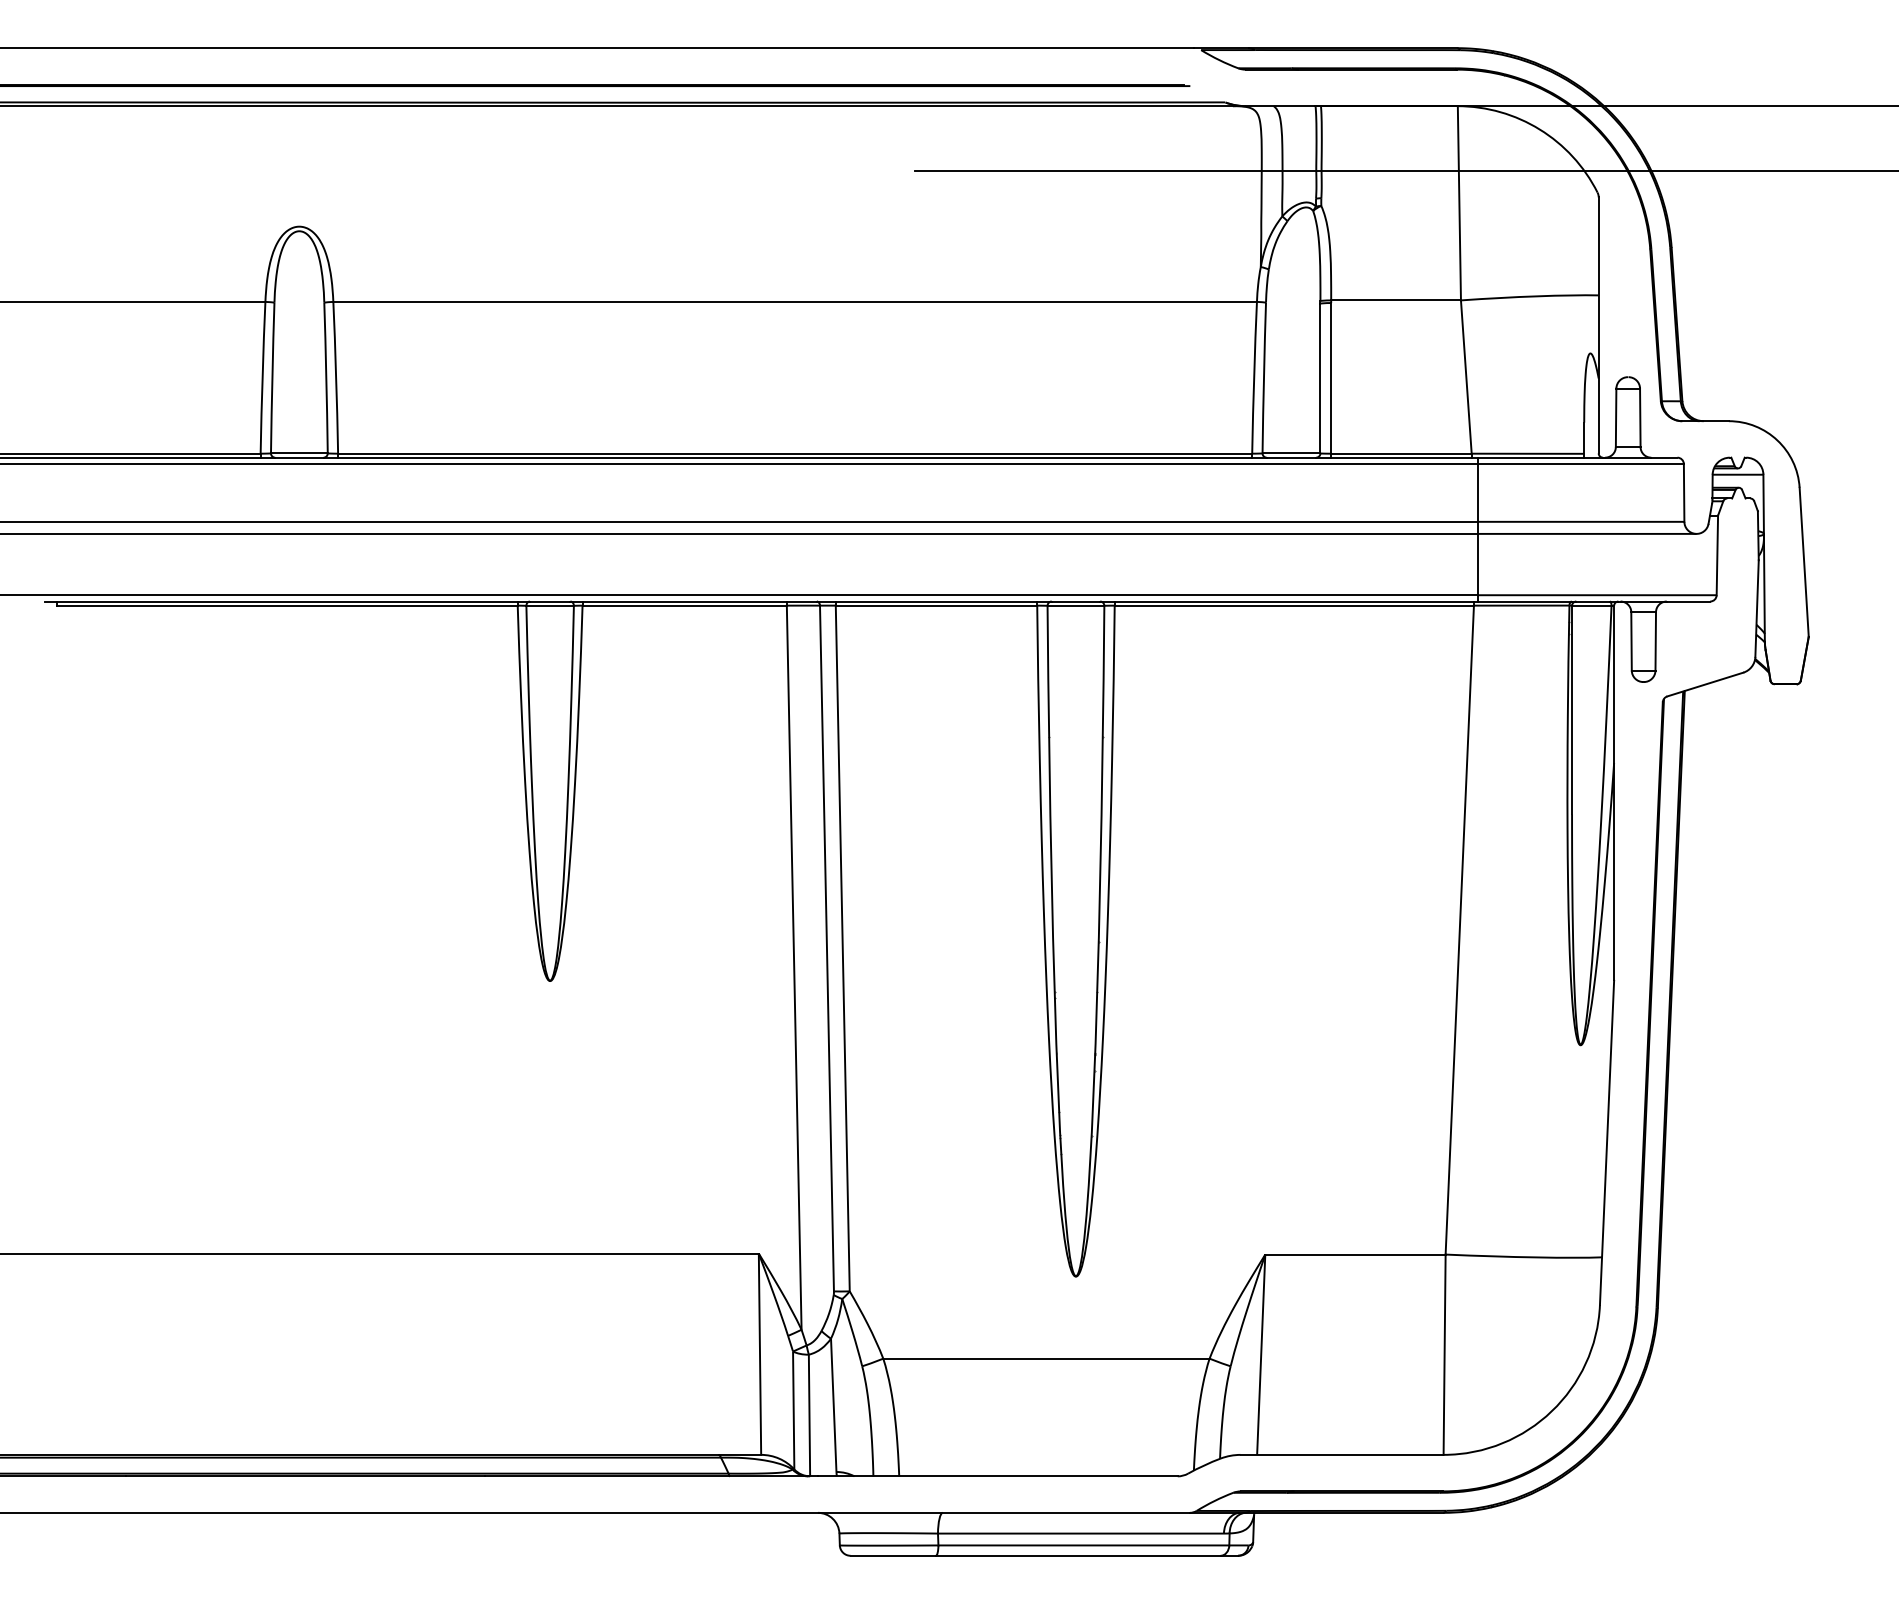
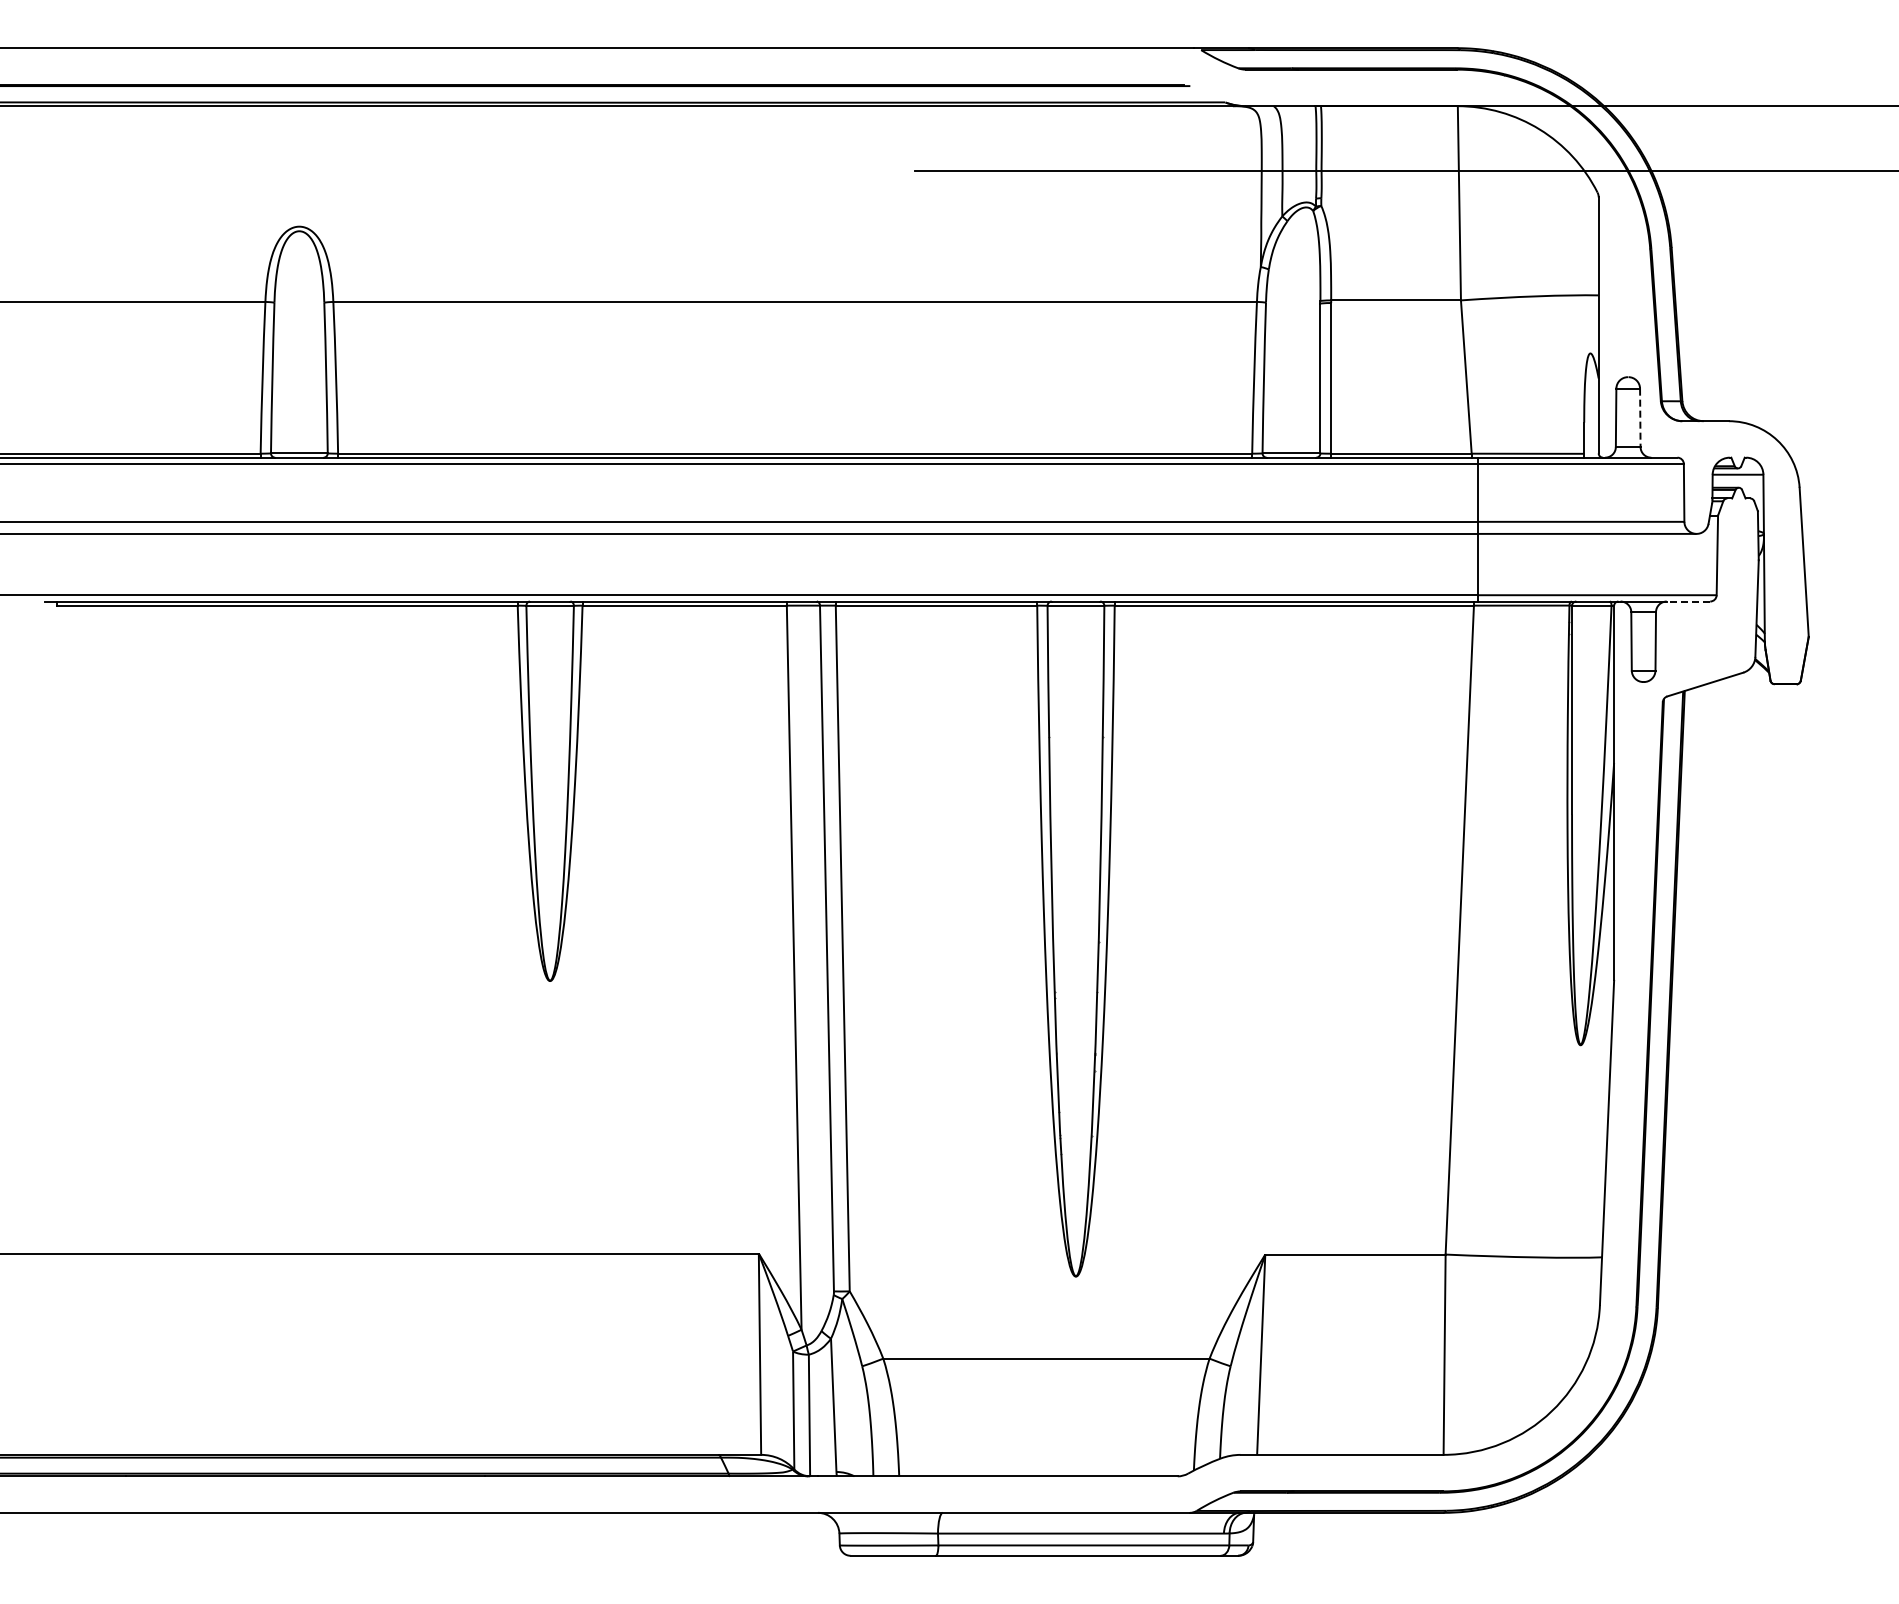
line: solid -> dashed (1640, 418)
line: solid -> dashed (1688, 601)
